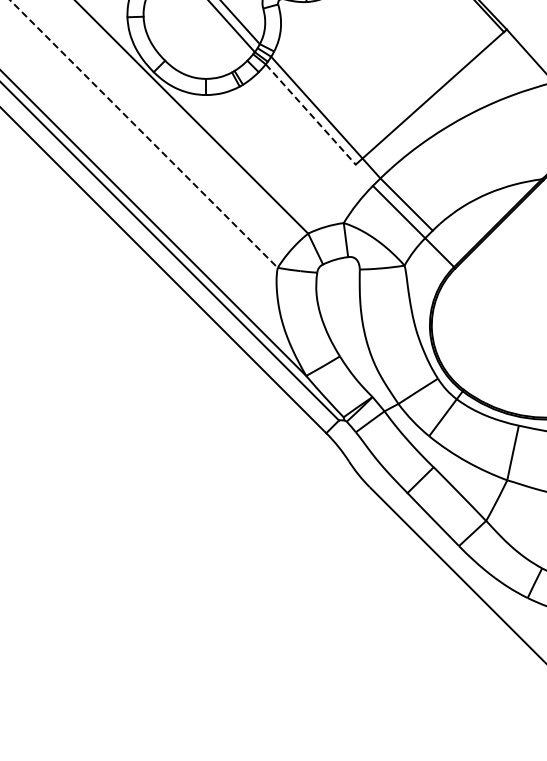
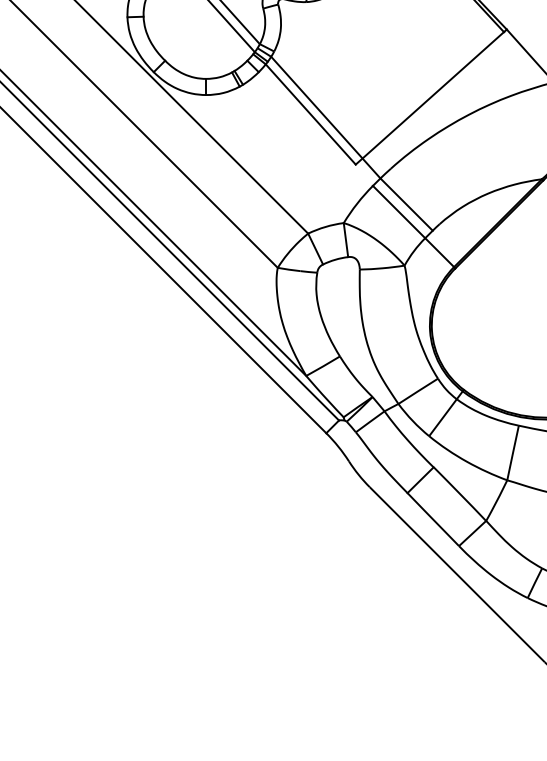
line: dashed -> solid (311, 114)
line: dashed -> solid (144, 134)
